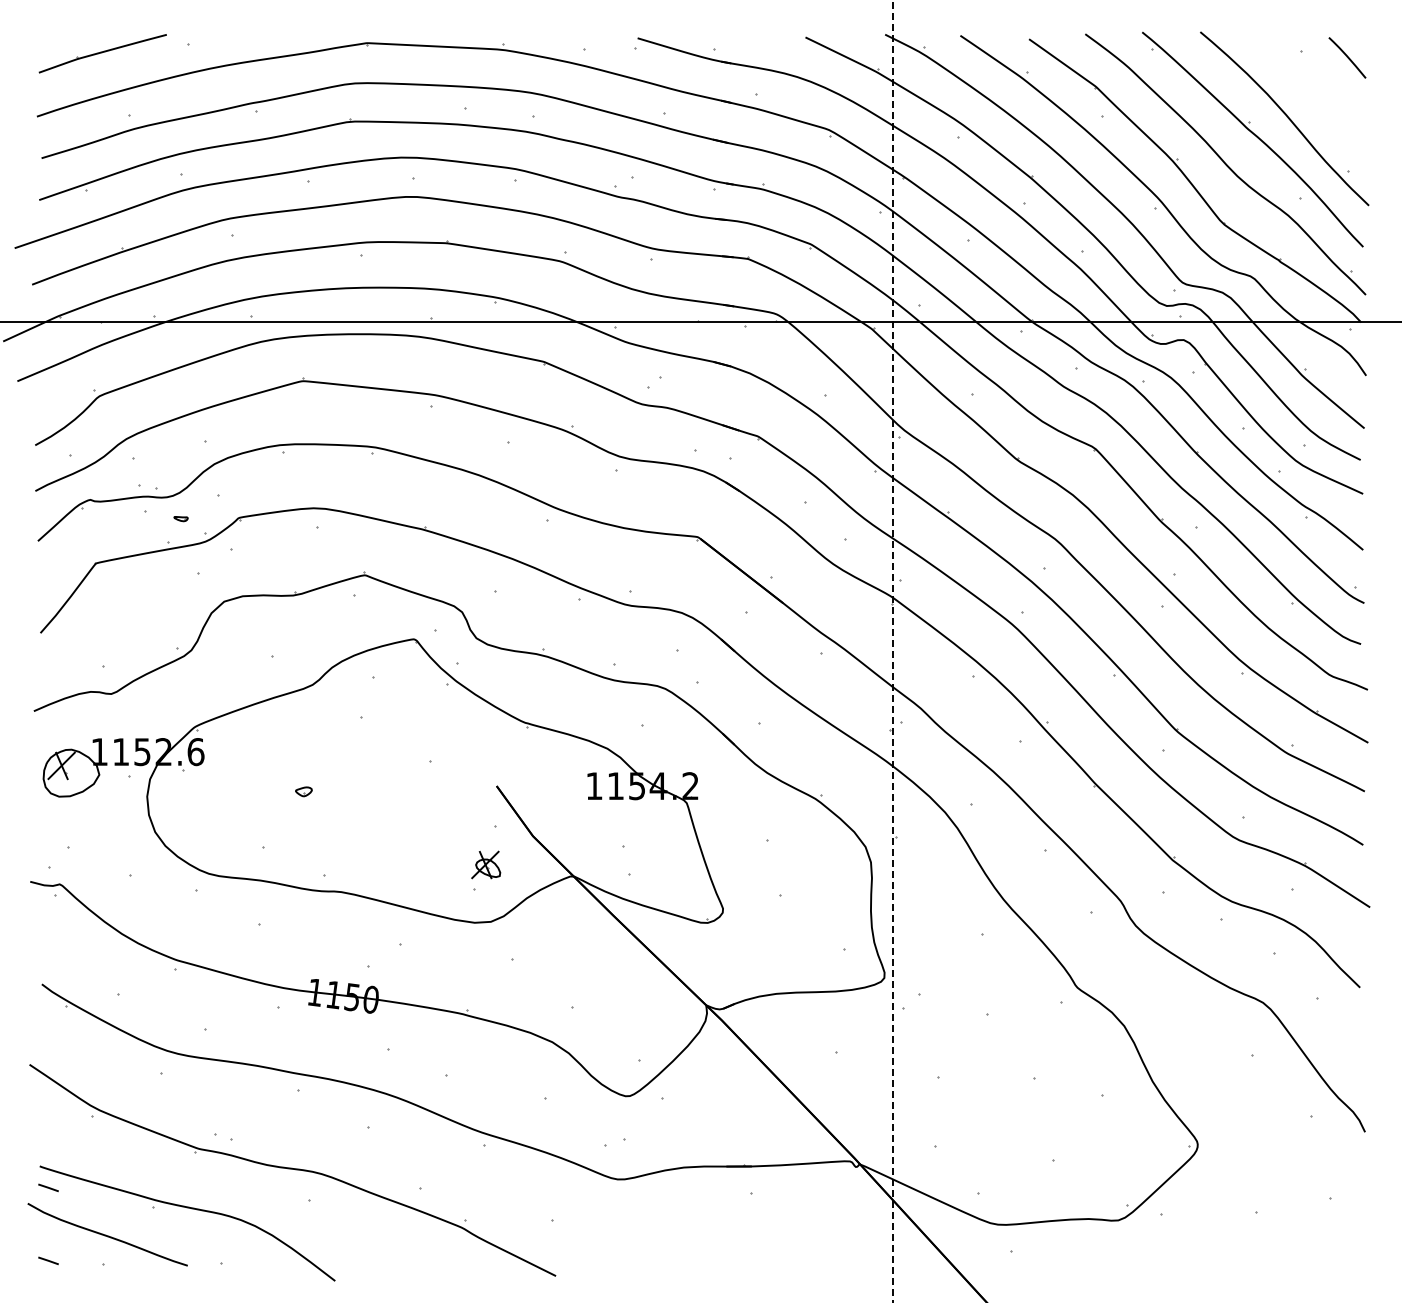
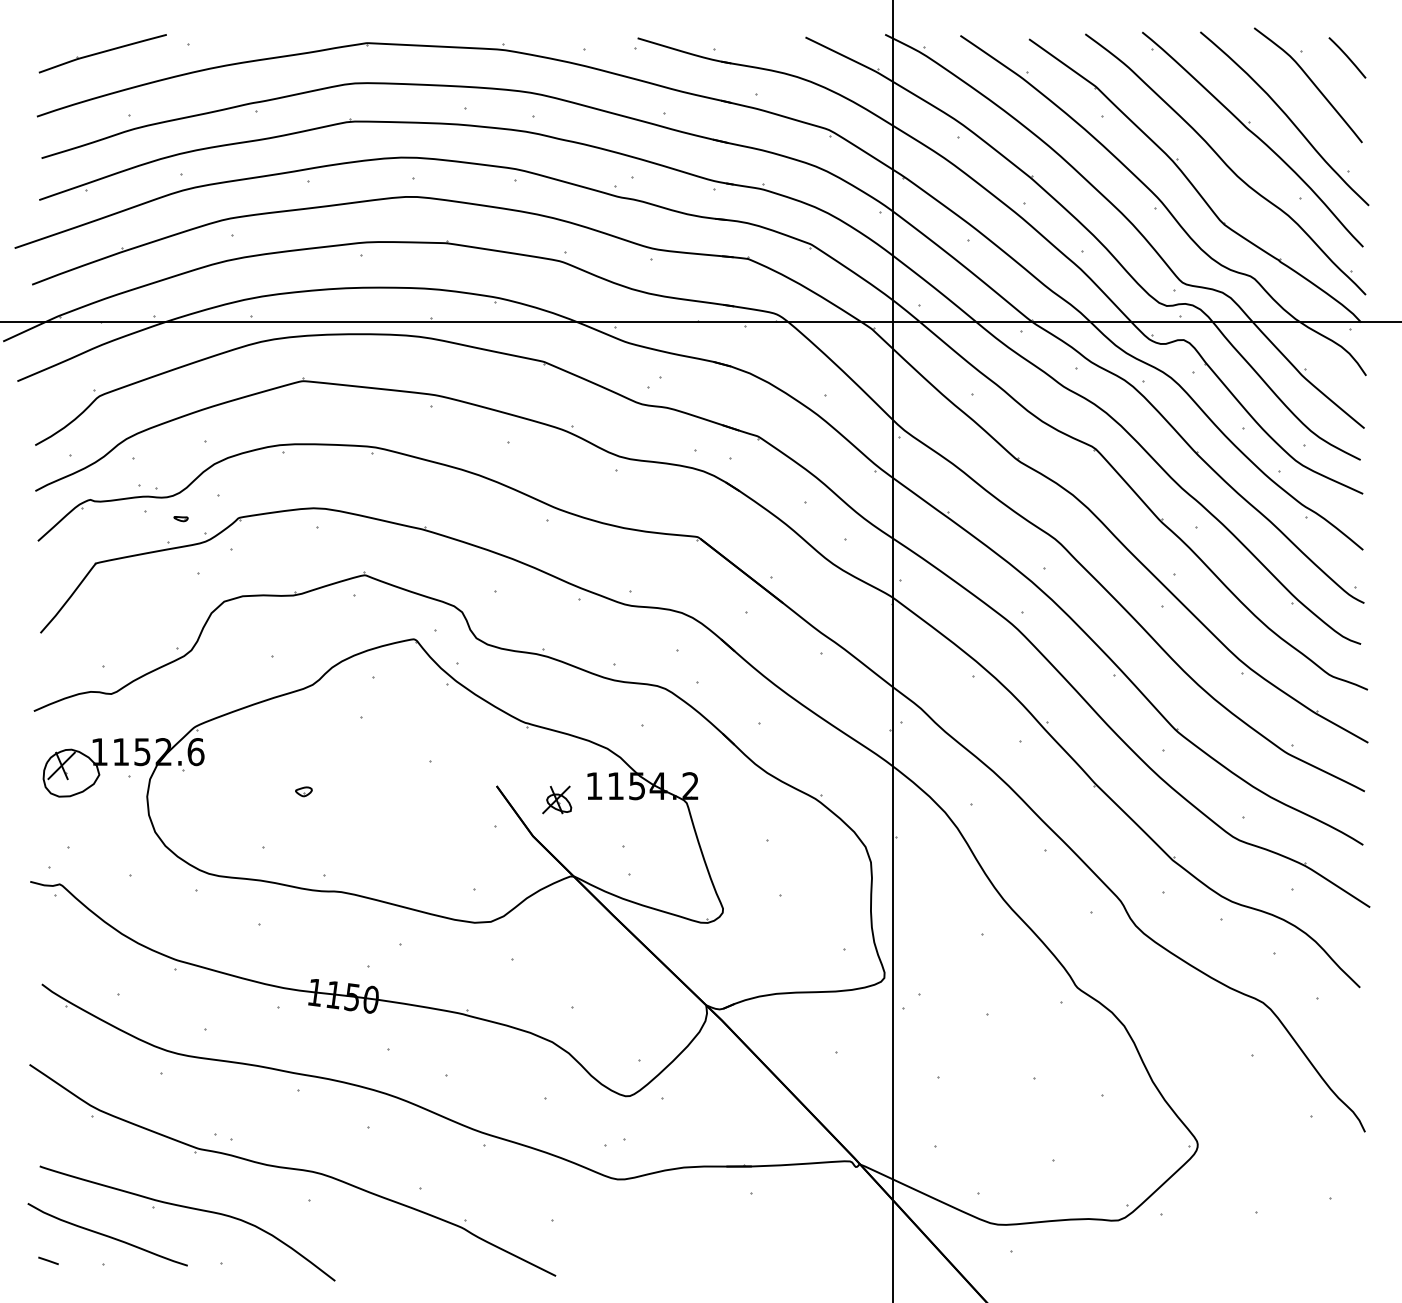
curve: none -> present (1310, 81)
line: dashed -> solid (892, 651)
part position: (486, 864) -> (557, 799) (557, 799)
line: present -> none (48, 1187)
